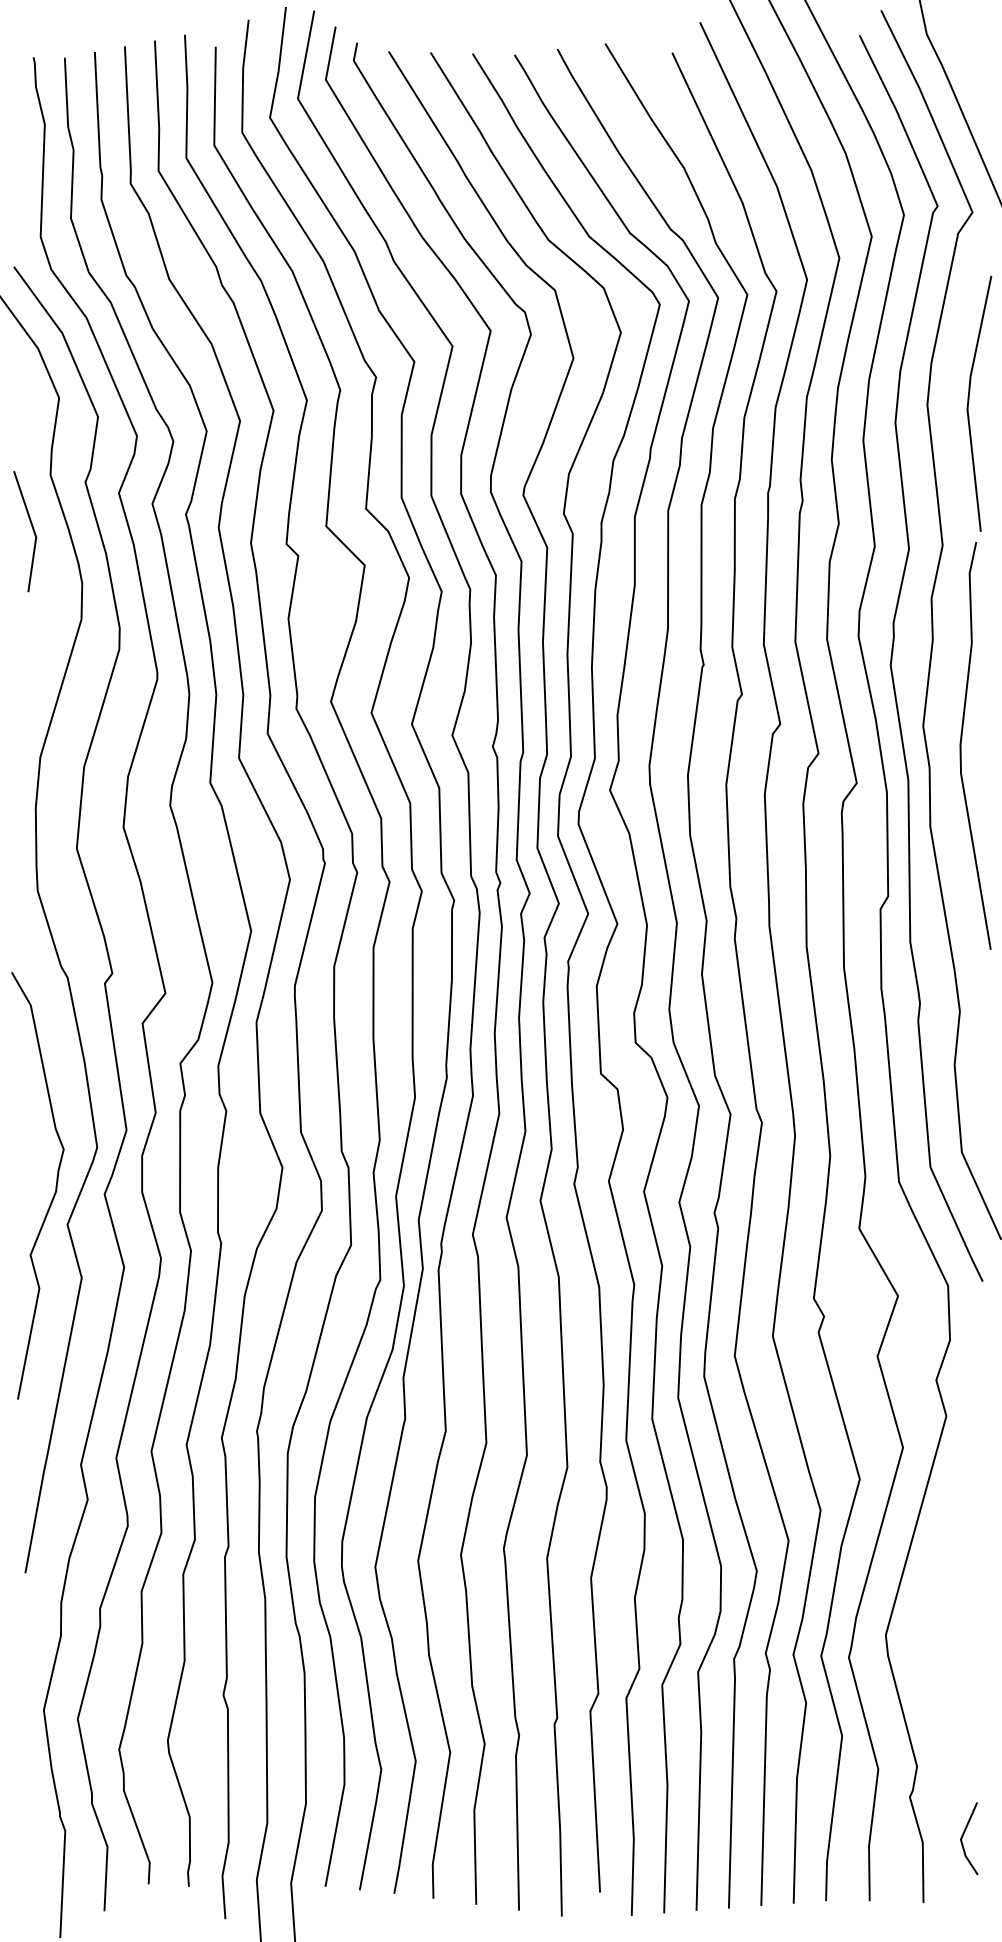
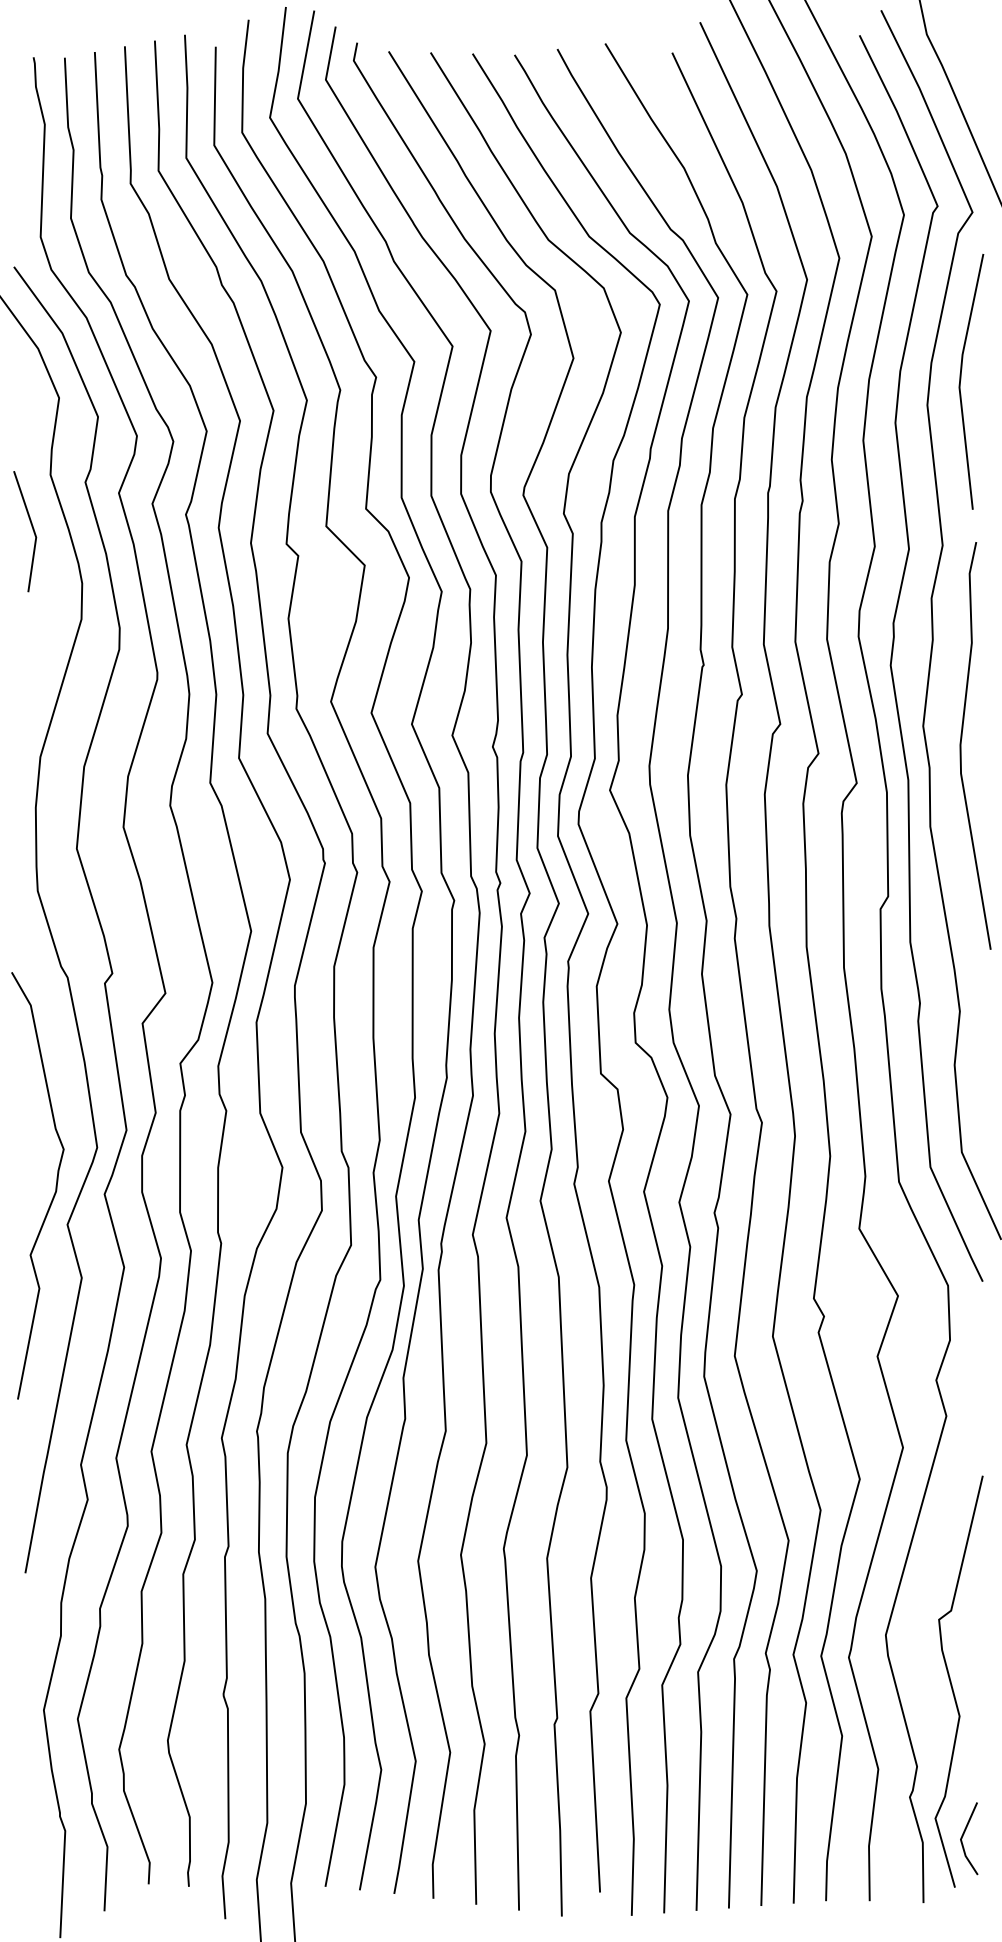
line position: (969, 402) -> (961, 380) (961, 380)
curve: none -> present (952, 1684)
